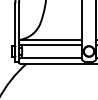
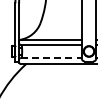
line: solid -> dashed (51, 57)
